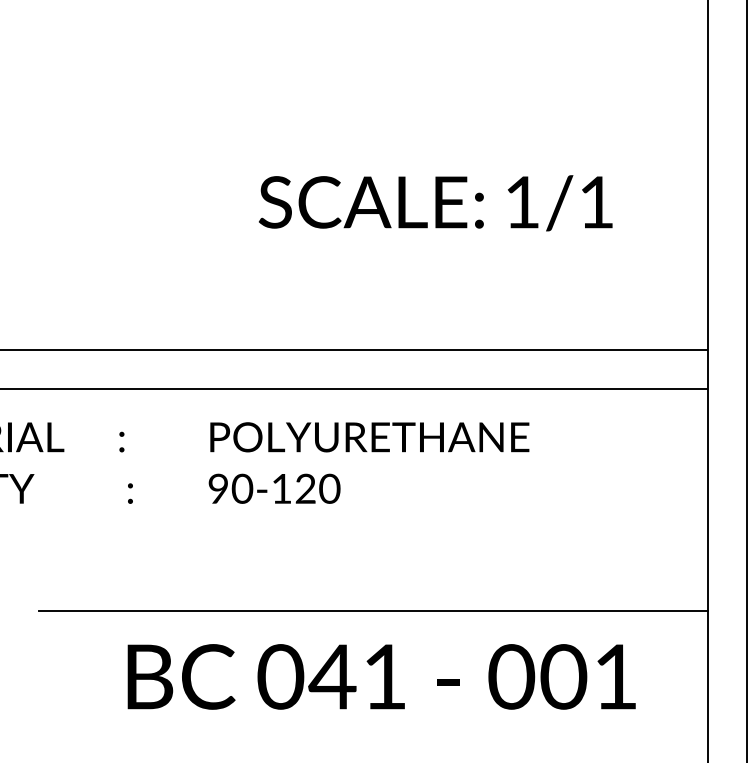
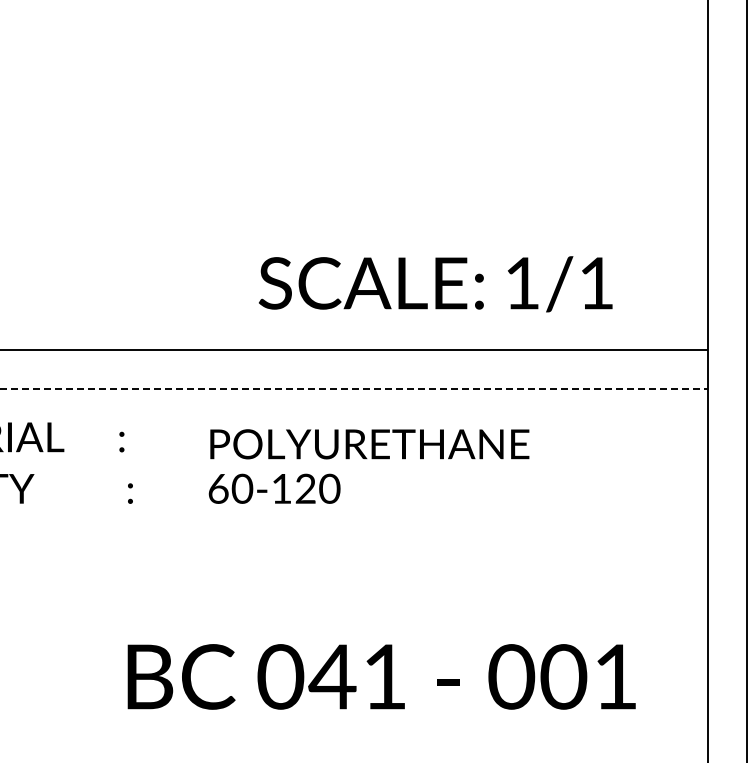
text position: (435, 203) -> (435, 284) (435, 284)
line: solid -> dashed (354, 388)
text position: (369, 437) -> (369, 444) (369, 444)
text: 90-120 -> 60-120 (218, 488)
line: present -> none (373, 610)
